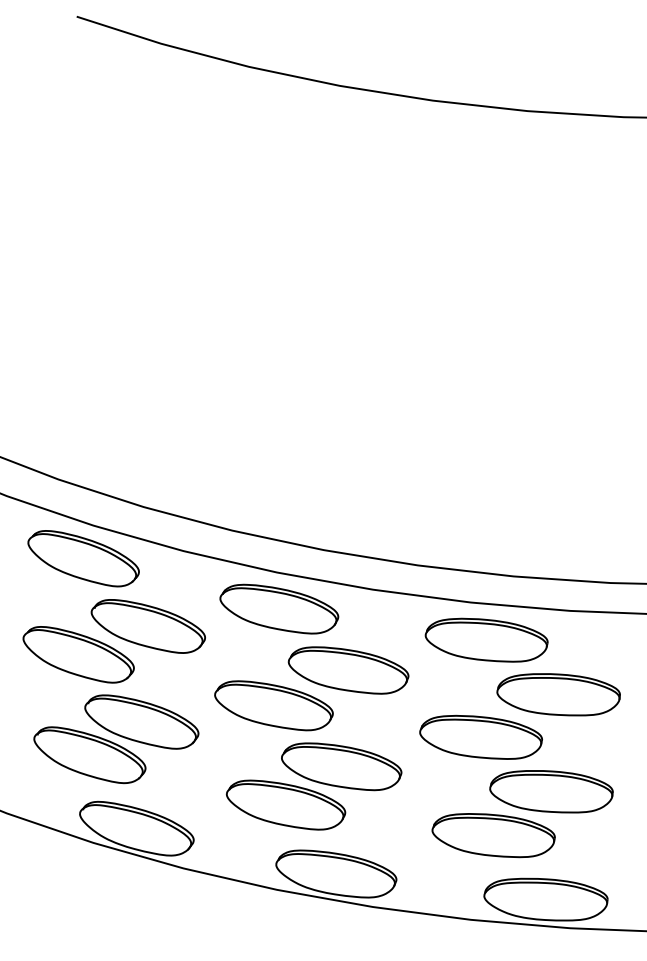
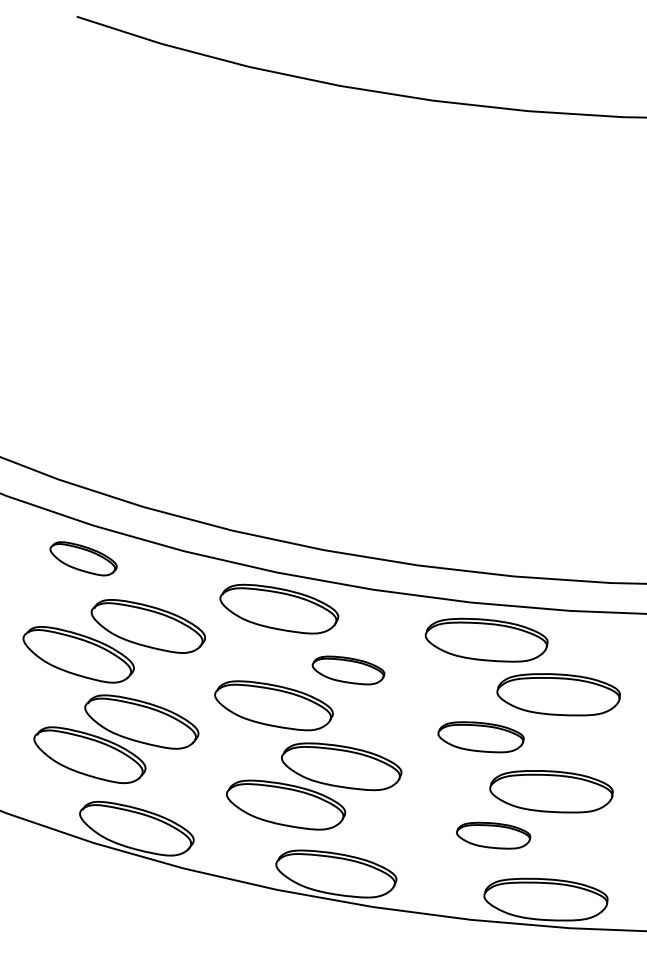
part size: 113x58 px -> 69x36 px (83, 558)
part size: 123x49 px -> 75x31 px (348, 670)
part size: 124x46 px -> 88x33 px (480, 737)
part size: 125x46 px -> 76x29 px (493, 835)
